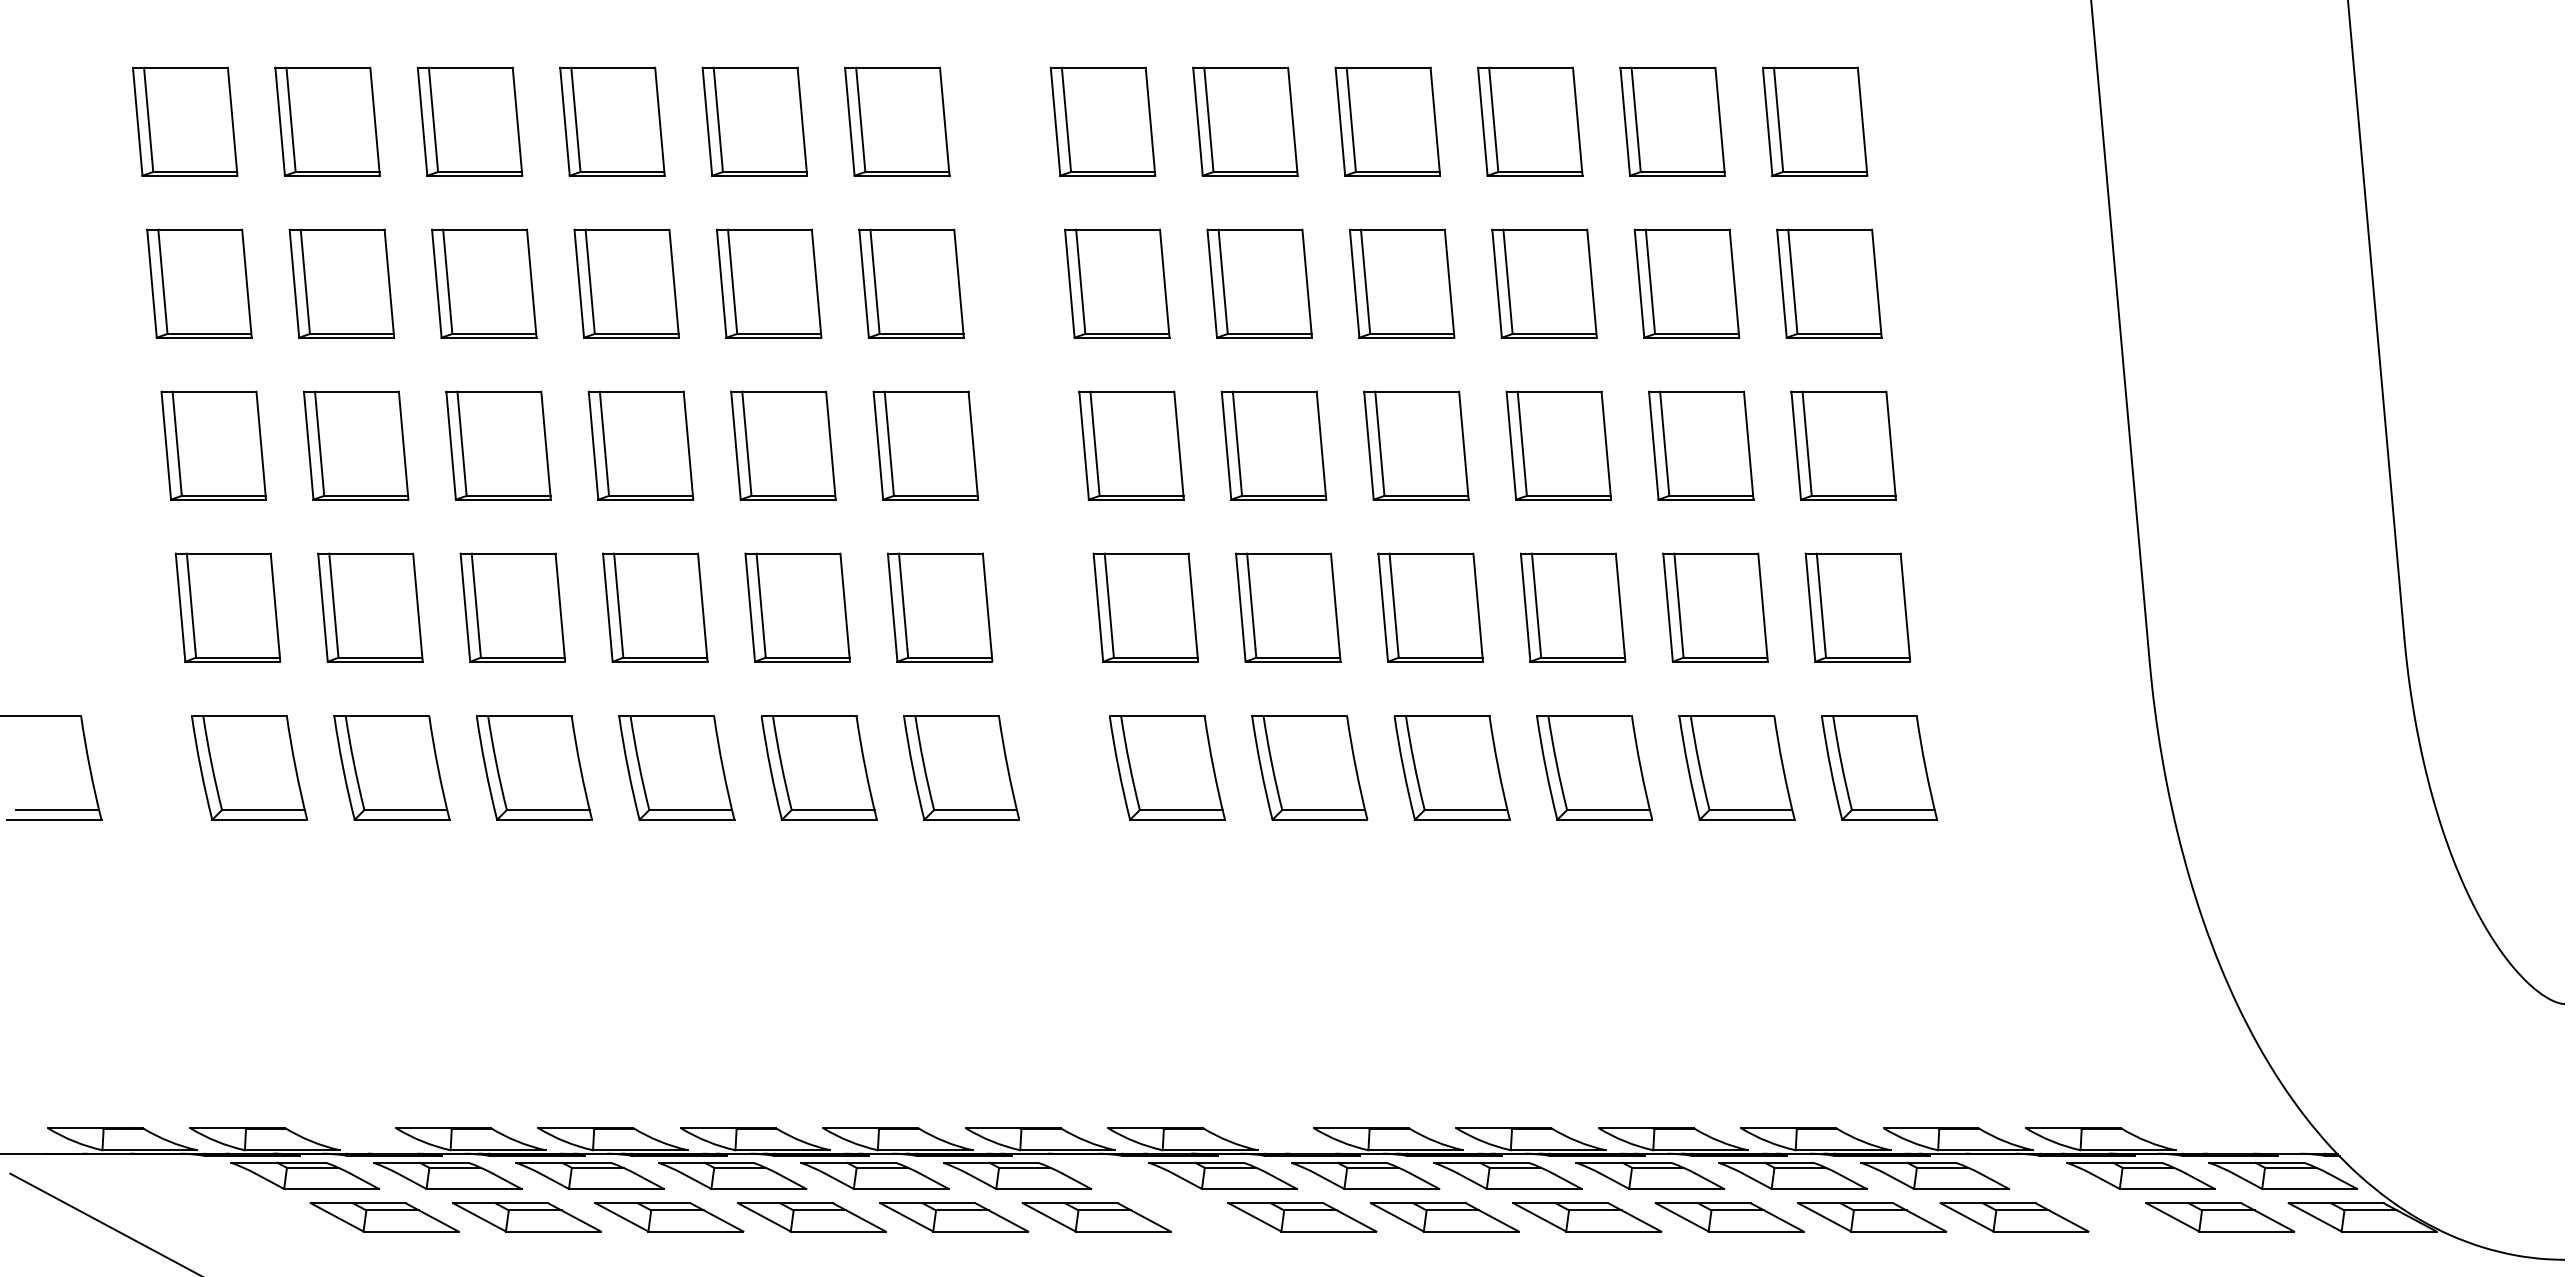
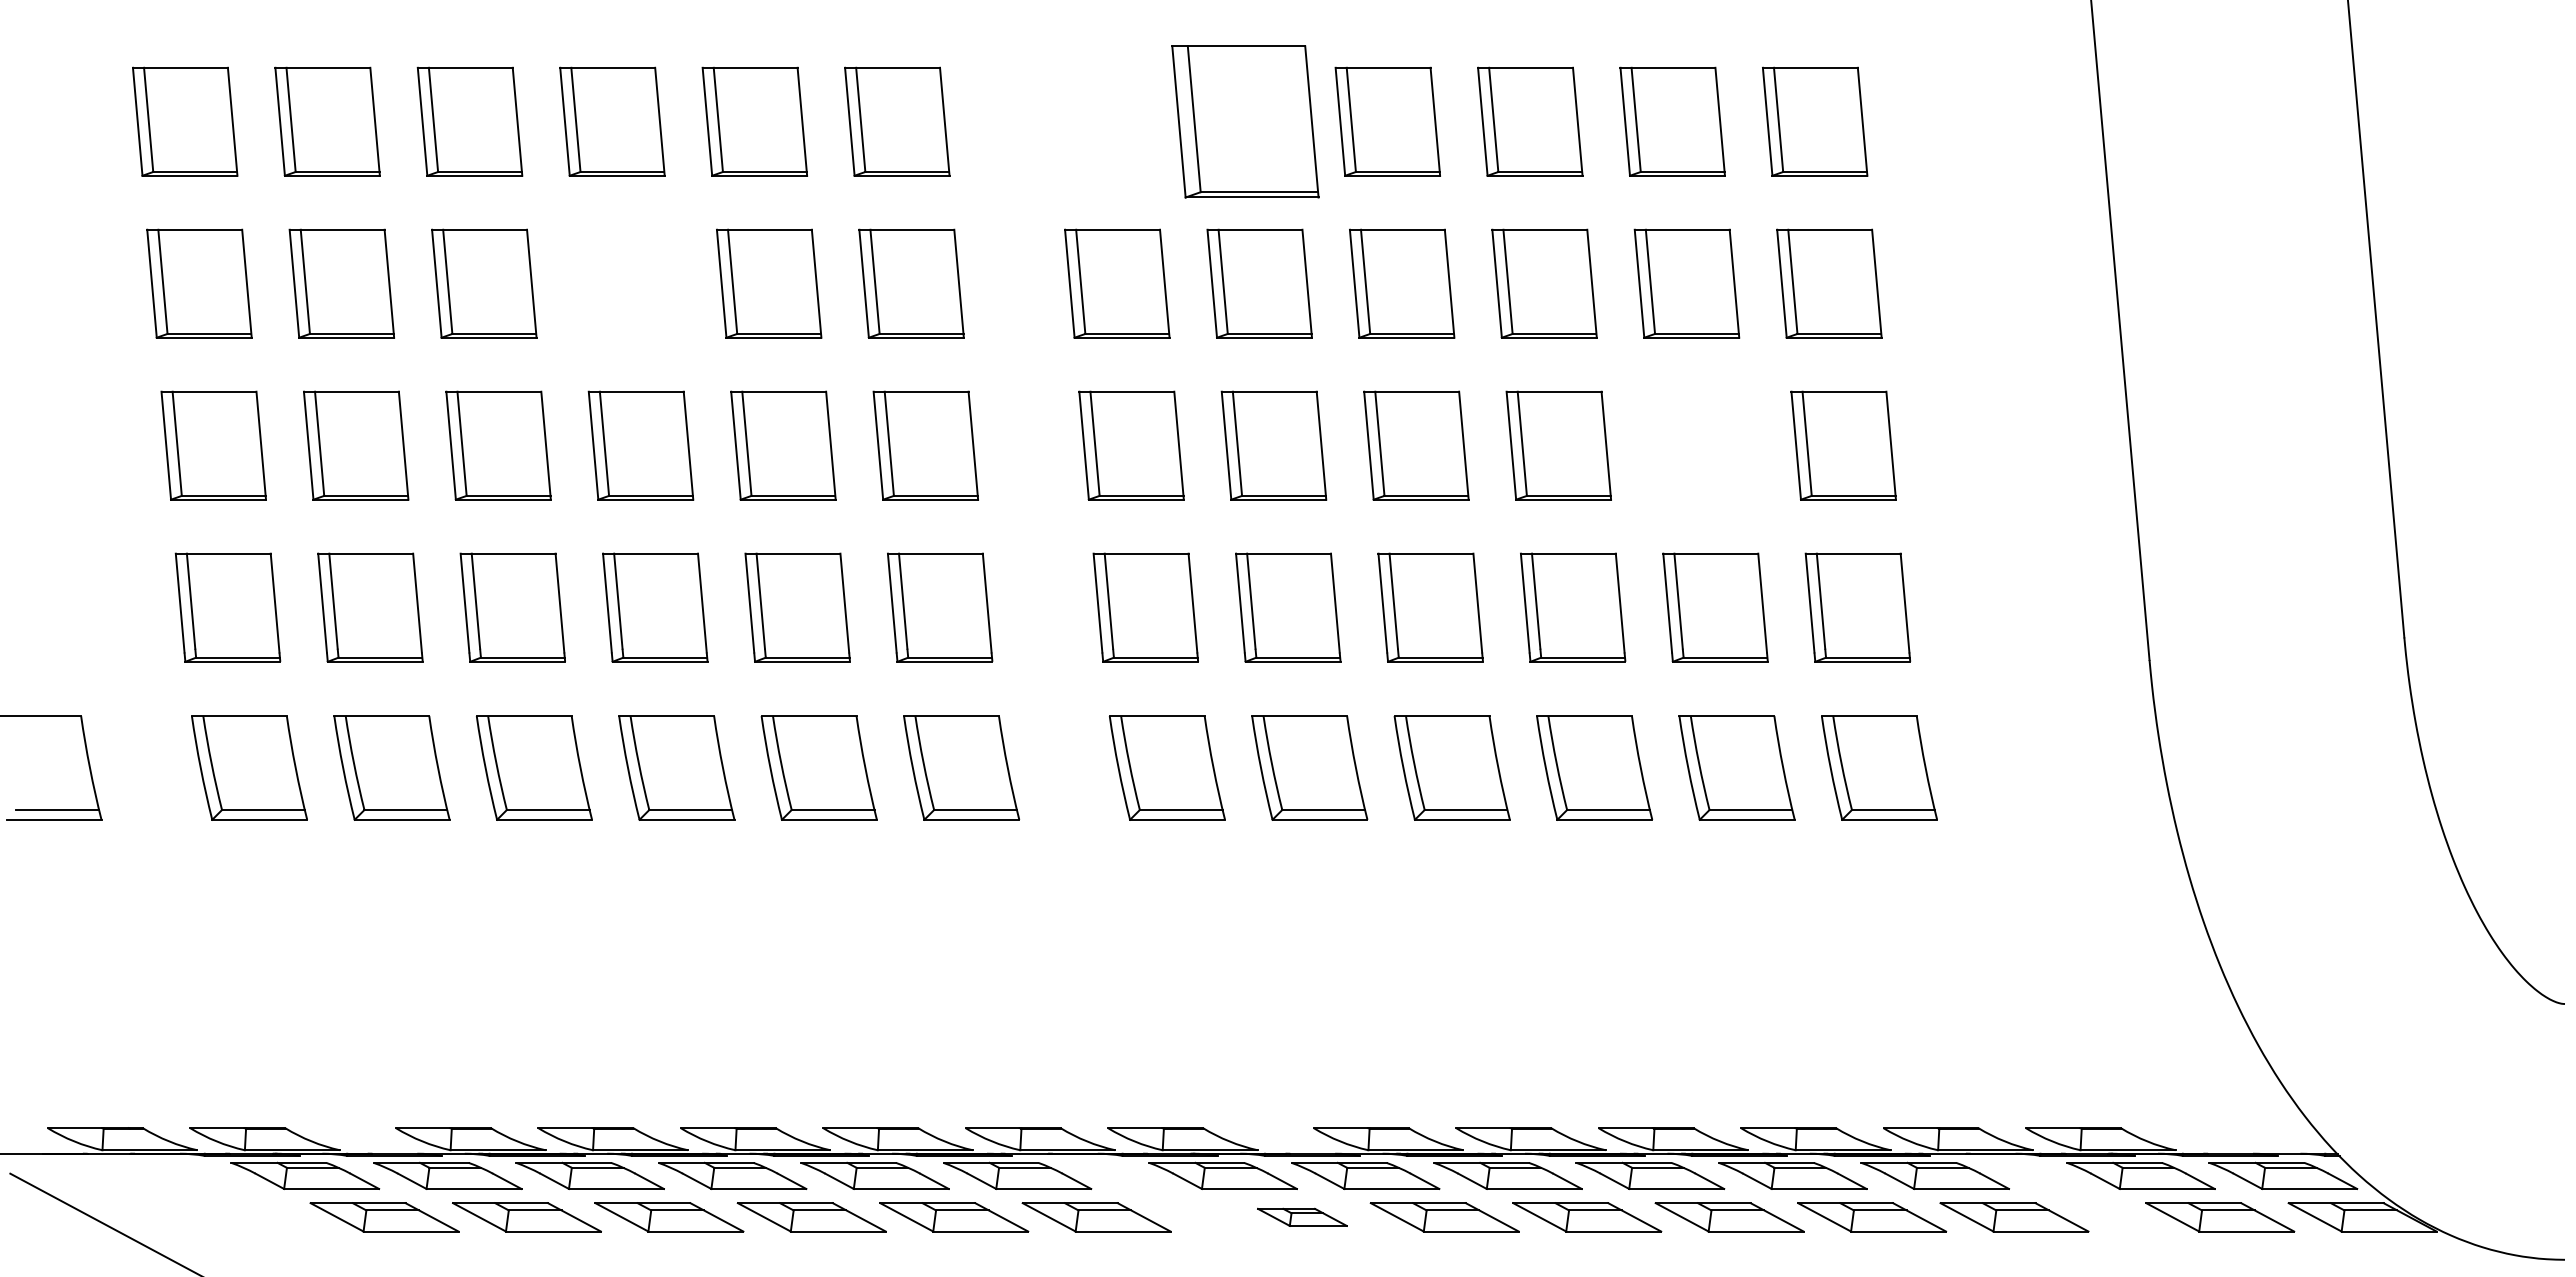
part: present -> none (1102, 121)
part size: 107x111 px -> 149x154 px (1245, 121)
part: present -> none (626, 283)
part: present -> none (1701, 445)
part size: 151x31 px -> 91x20 px (1302, 1216)
